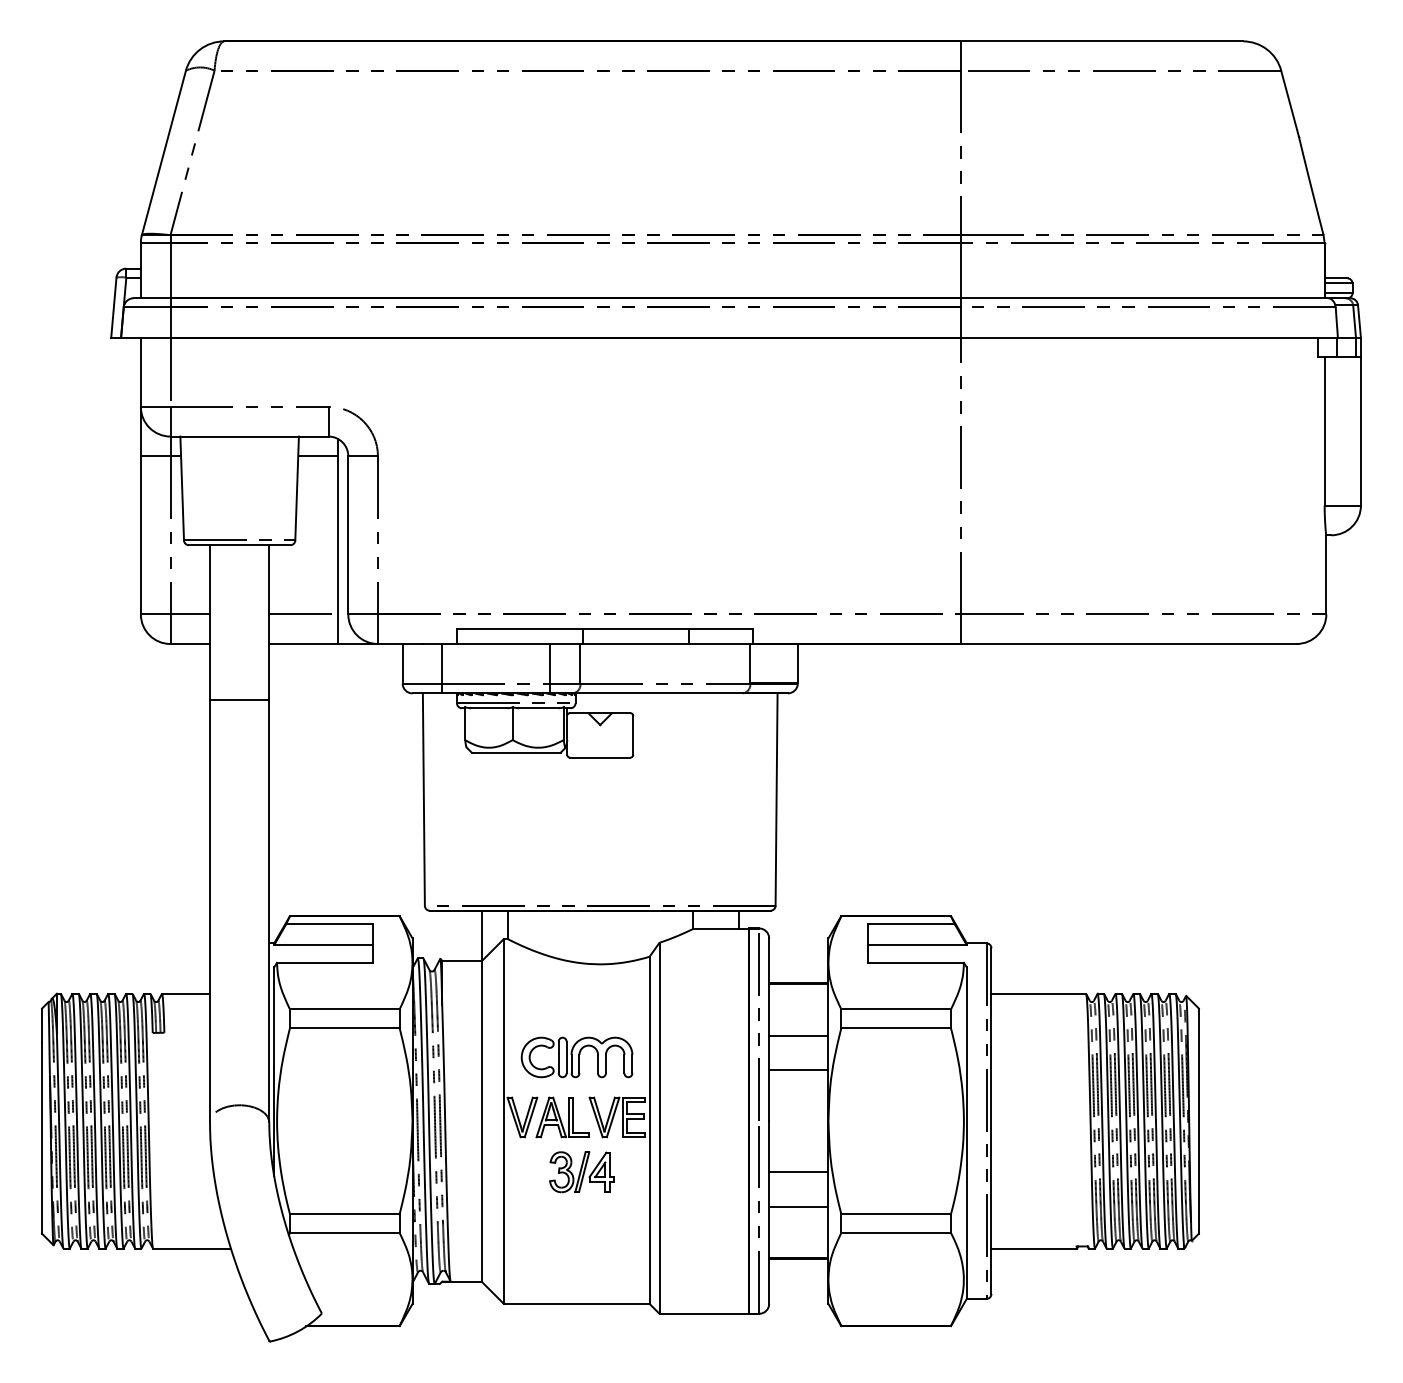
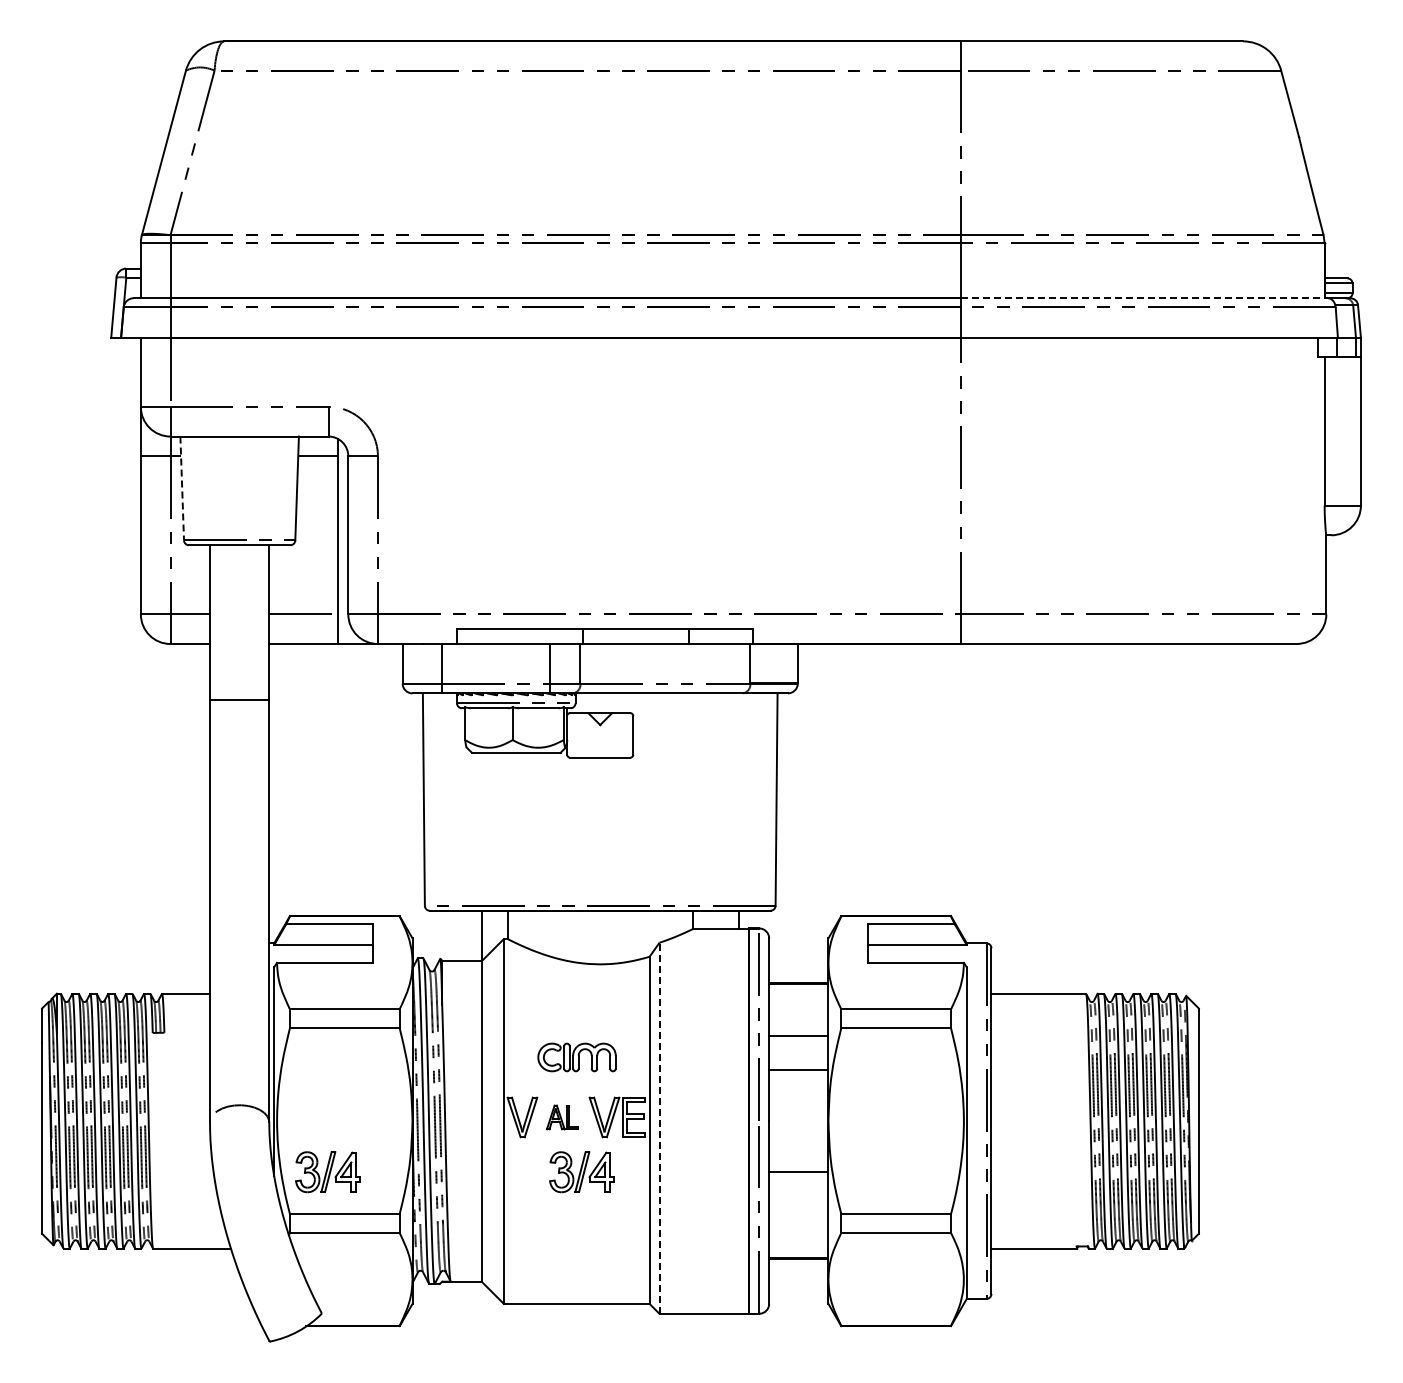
line: solid -> dashed (1144, 298)
line: solid -> dashed (182, 488)
part size: 114x43 px -> 80x31 px (576, 1057)
part size: 55x43 px -> 33x27 px (562, 1117)
line: solid -> dashed (659, 1128)
part: none -> present (327, 1172)
line: present -> none (798, 1206)
